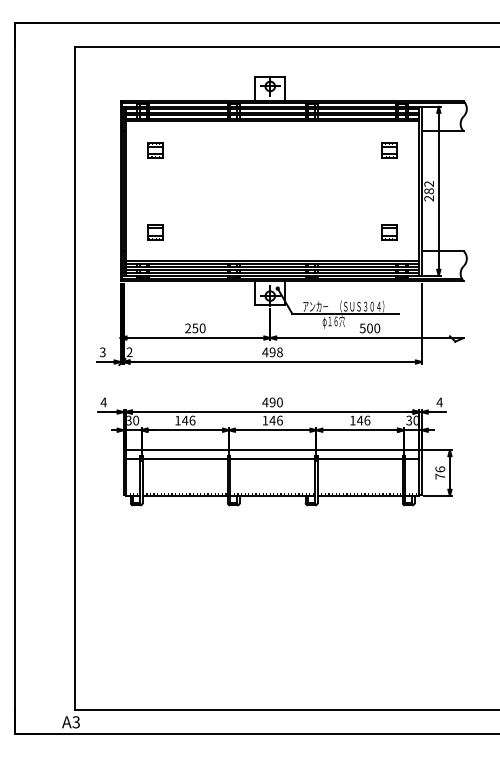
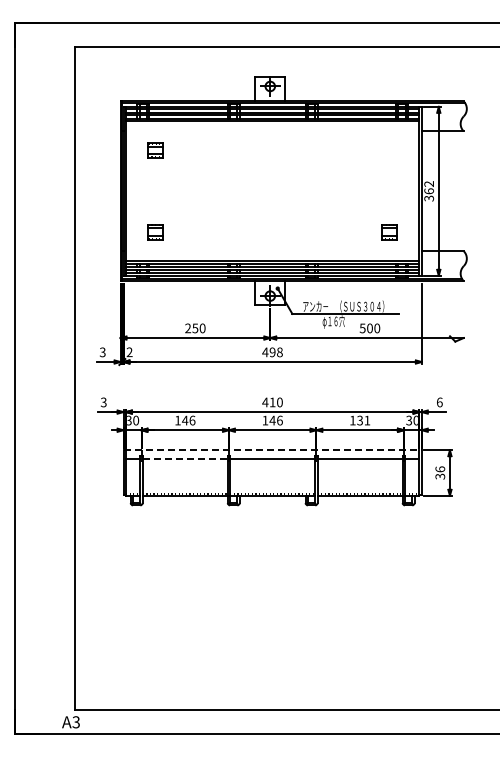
part: present -> none (389, 150)
text: 282 -> 362 (429, 194)
text: 4 -> 3 (103, 402)
text: 490 -> 410 (272, 402)
text: 4 -> 6 (439, 402)
text: 146 -> 131 (363, 420)
line: solid -> dashed (273, 450)
line: solid -> dashed (185, 459)
text: 76 -> 36 (440, 476)
